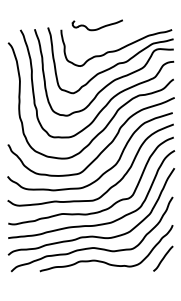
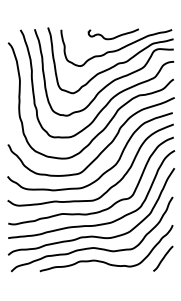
curve position: (96, 28) -> (112, 37) (112, 37)
